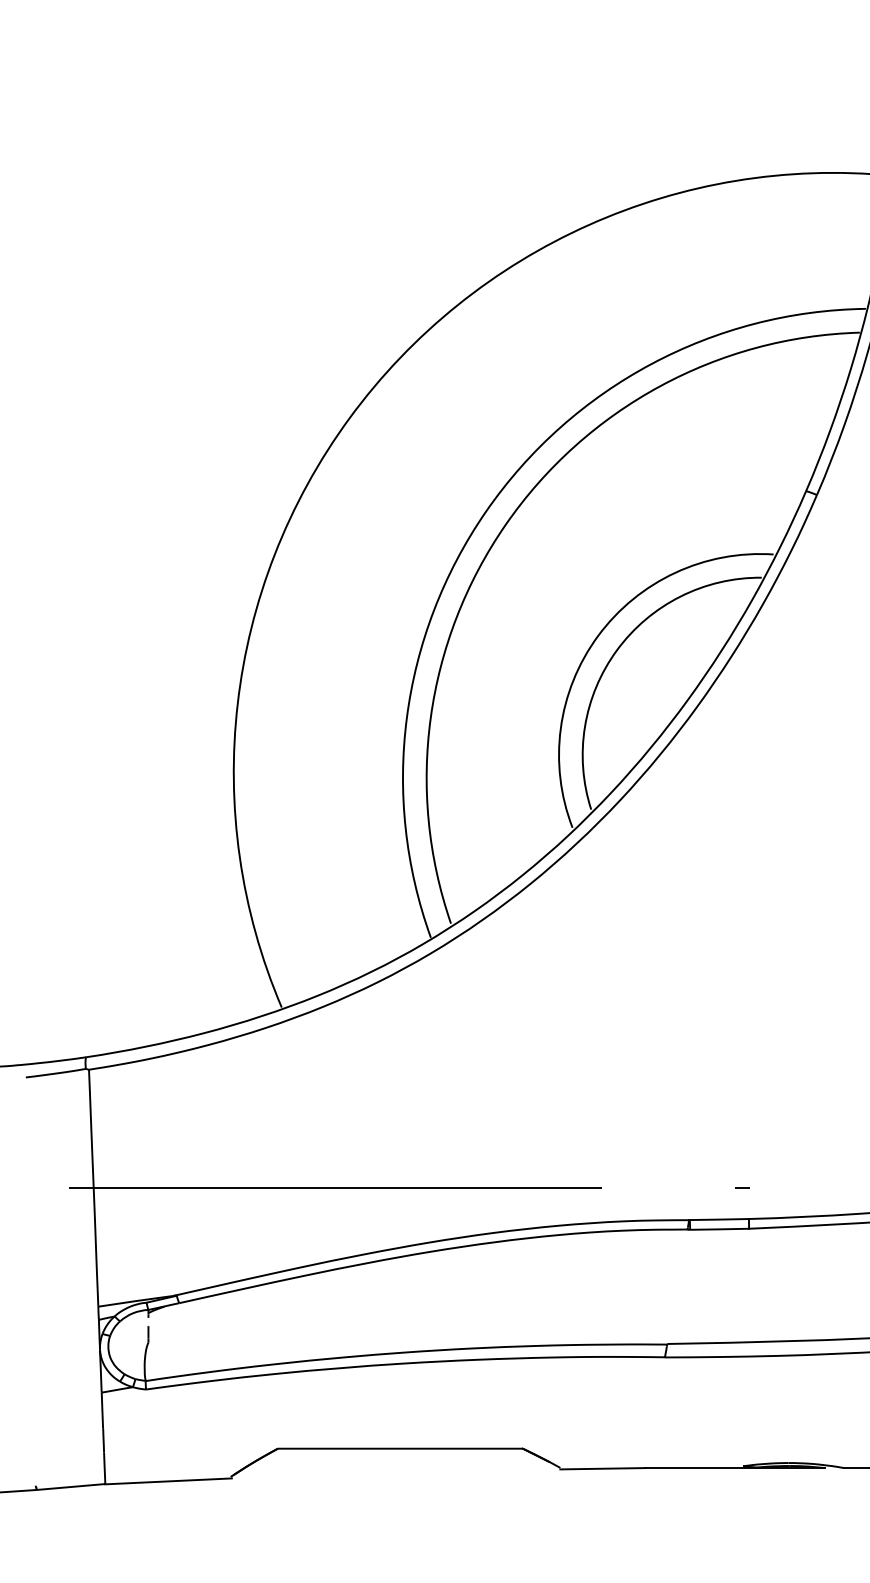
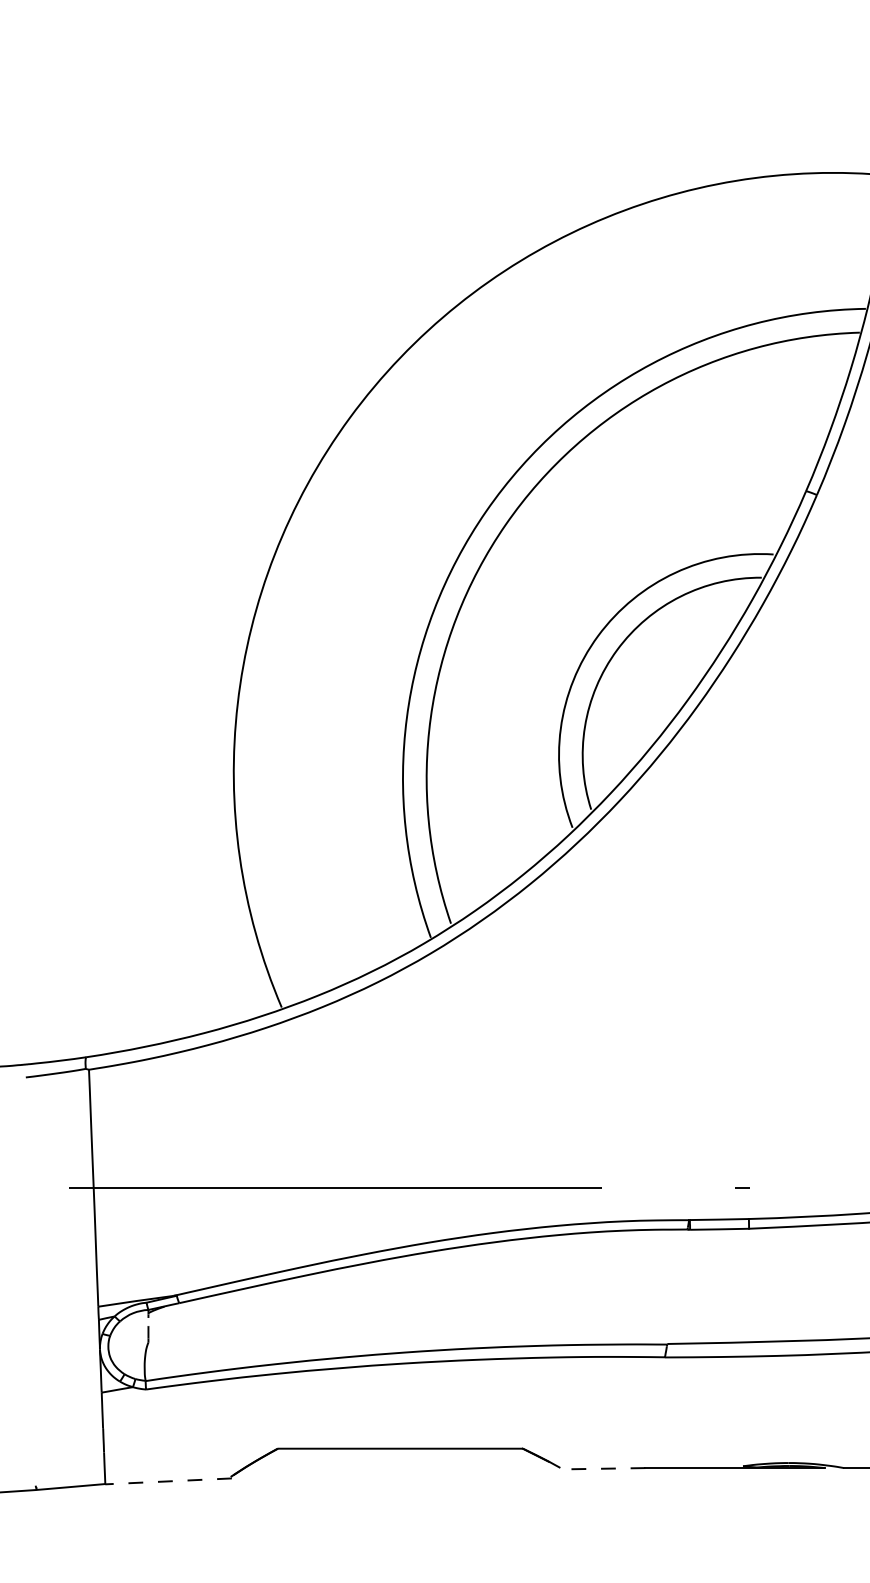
line: solid -> dashed (602, 1468)
line: solid -> dashed (168, 1481)
